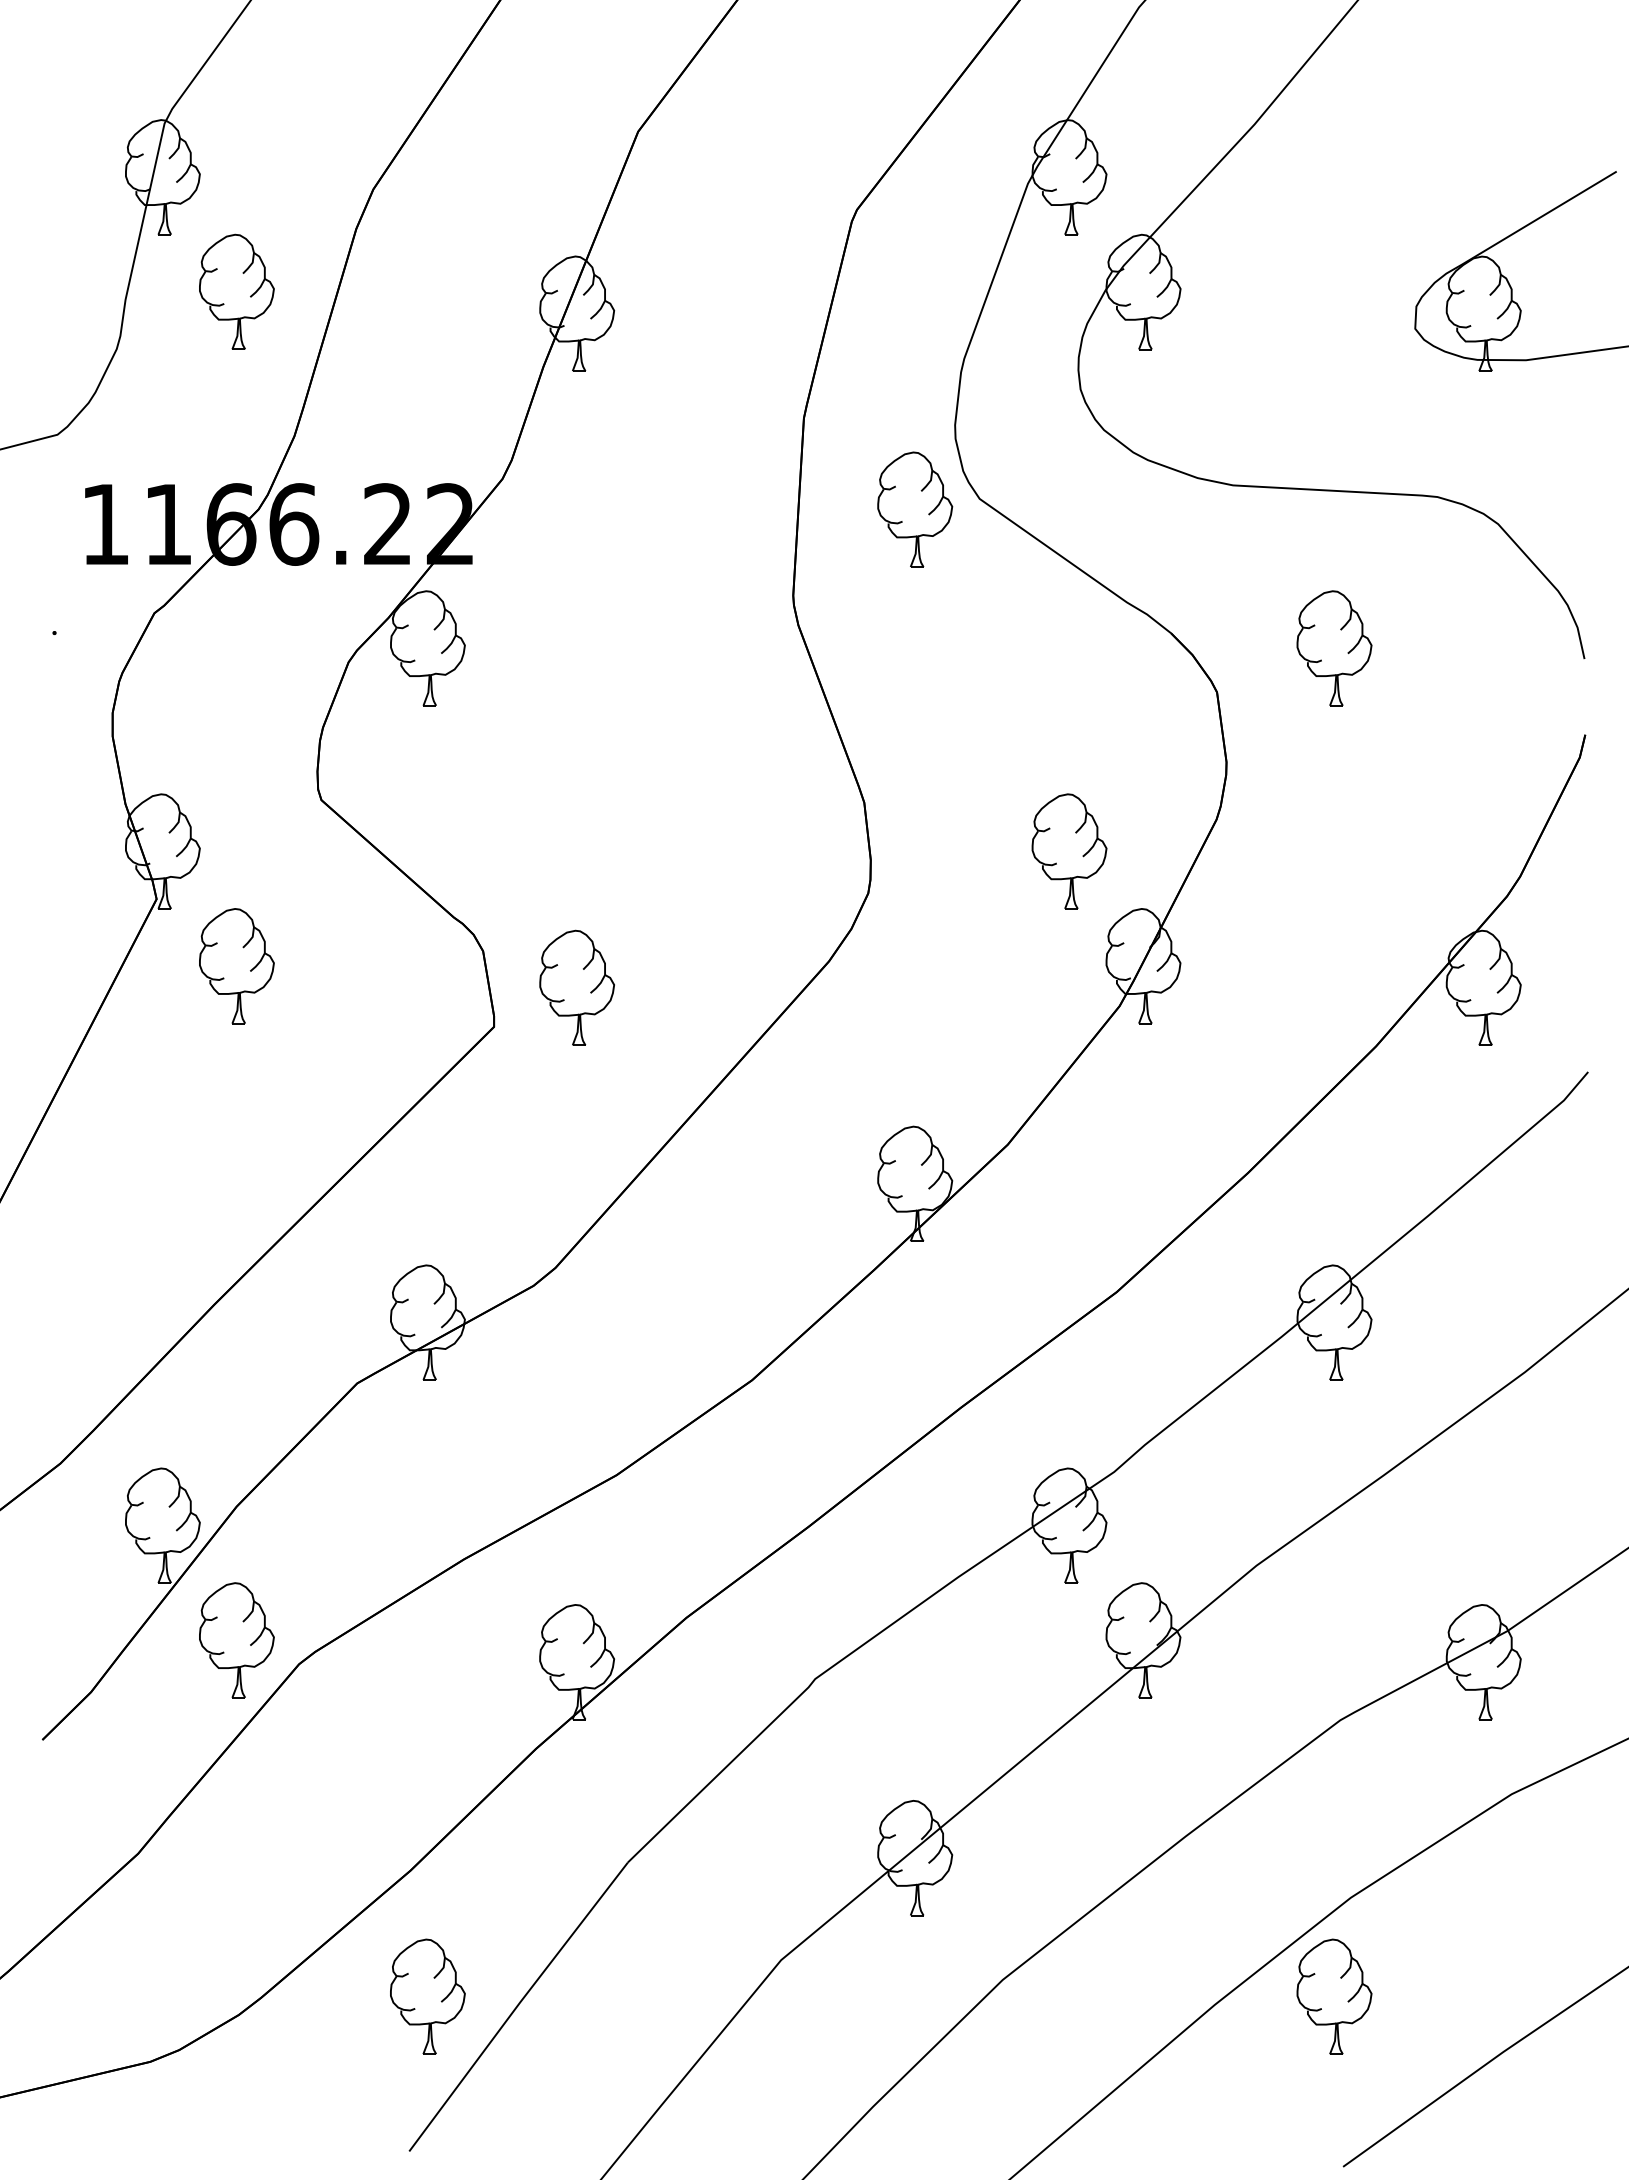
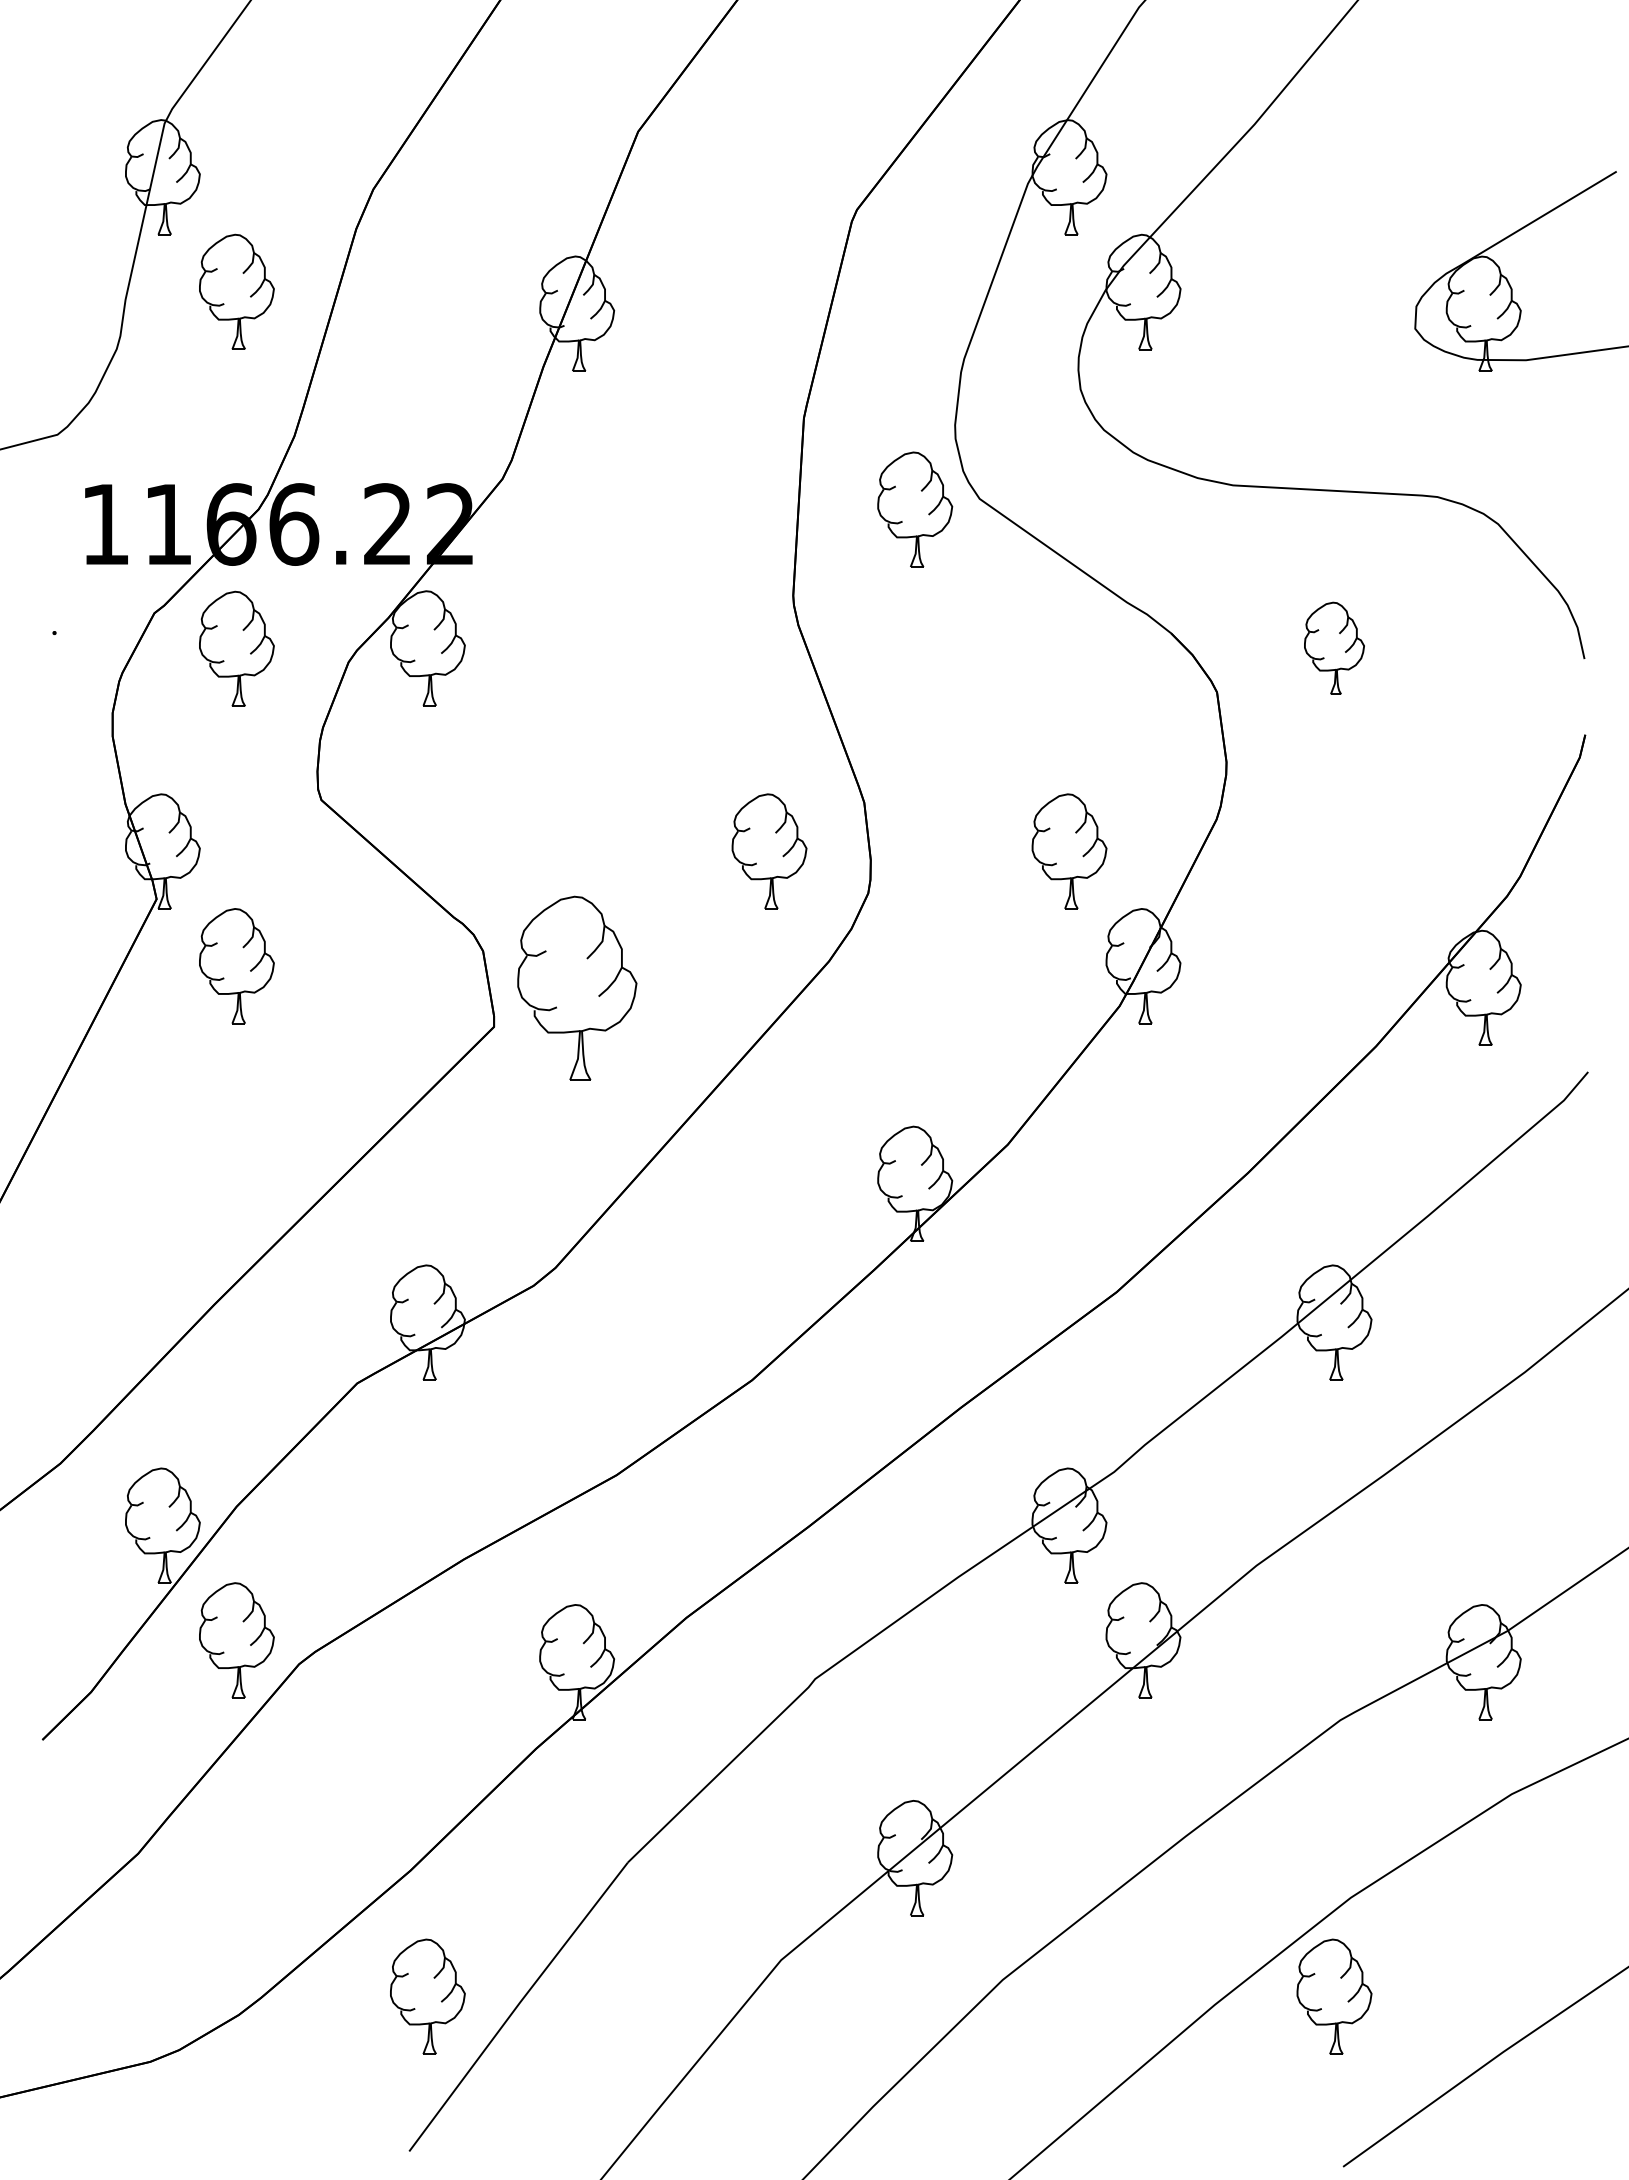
part: none -> present (236, 648)
part size: 77x117 px -> 61x94 px (1334, 647)
part: none -> present (769, 851)
part size: 76x117 px -> 121x186 px (577, 987)
